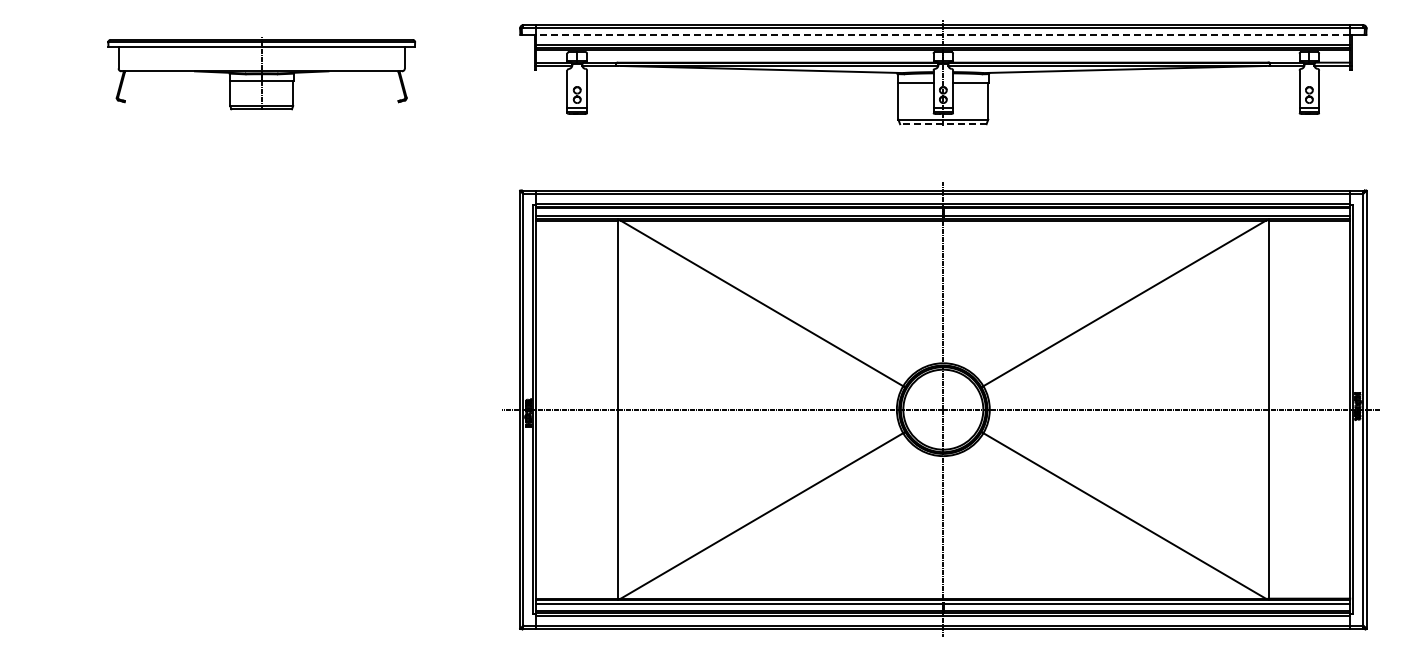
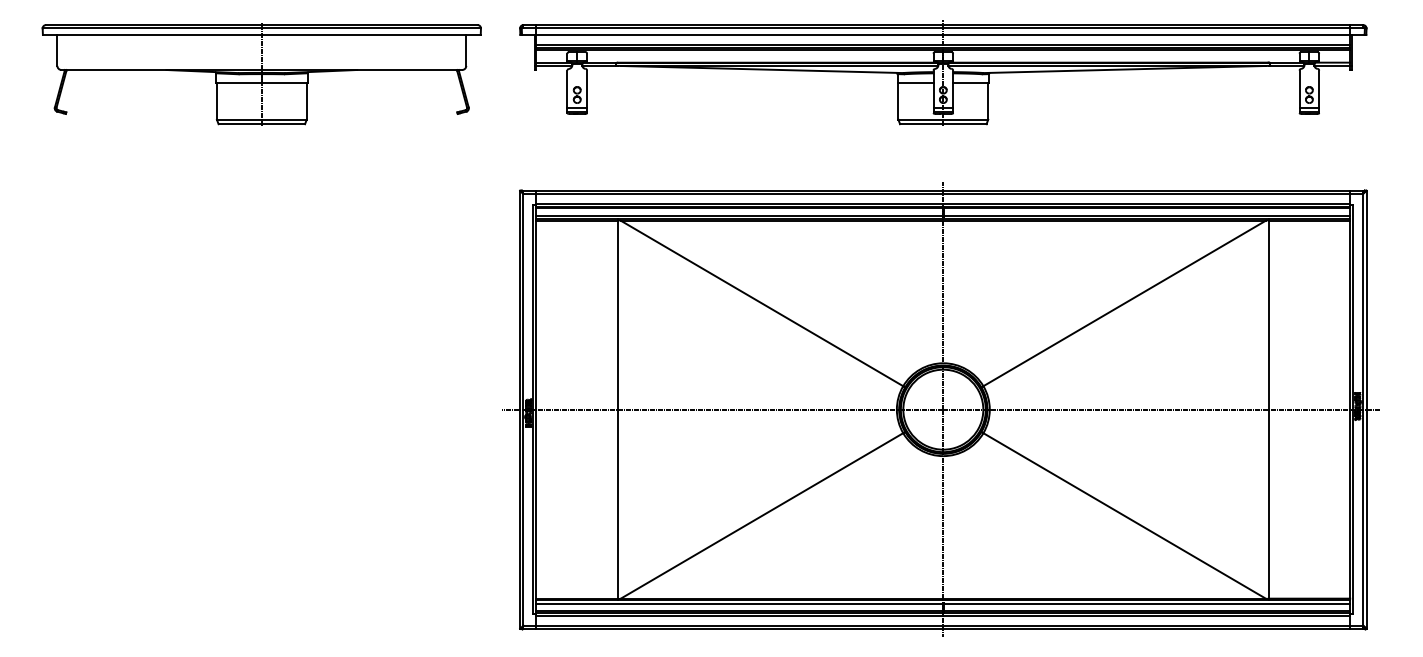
line: dashed -> solid (943, 34)
part size: 309x74 px -> 441x103 px (261, 74)
line: dashed -> solid (942, 124)
